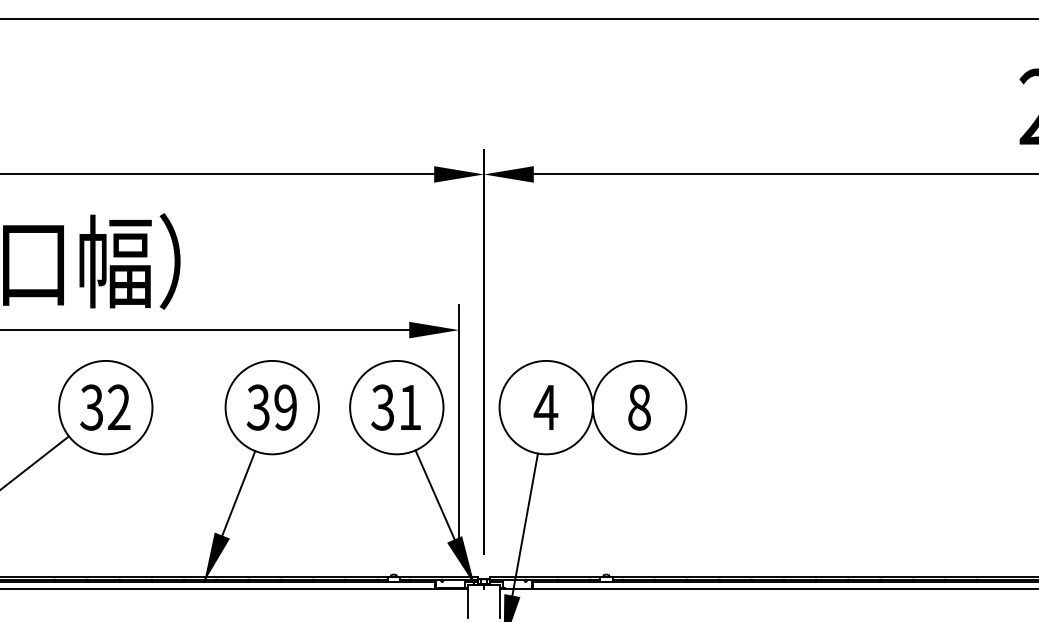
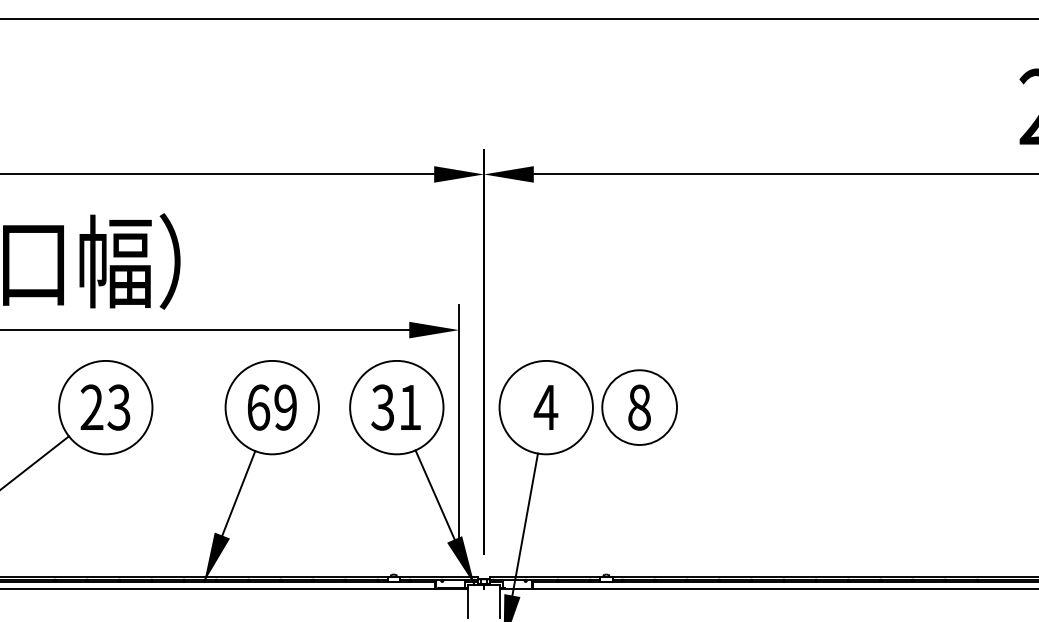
text: 32 -> 23 (105, 407)
text: 39 -> 69 (258, 407)
circle diameter: 93 px -> 75 px (639, 407)
